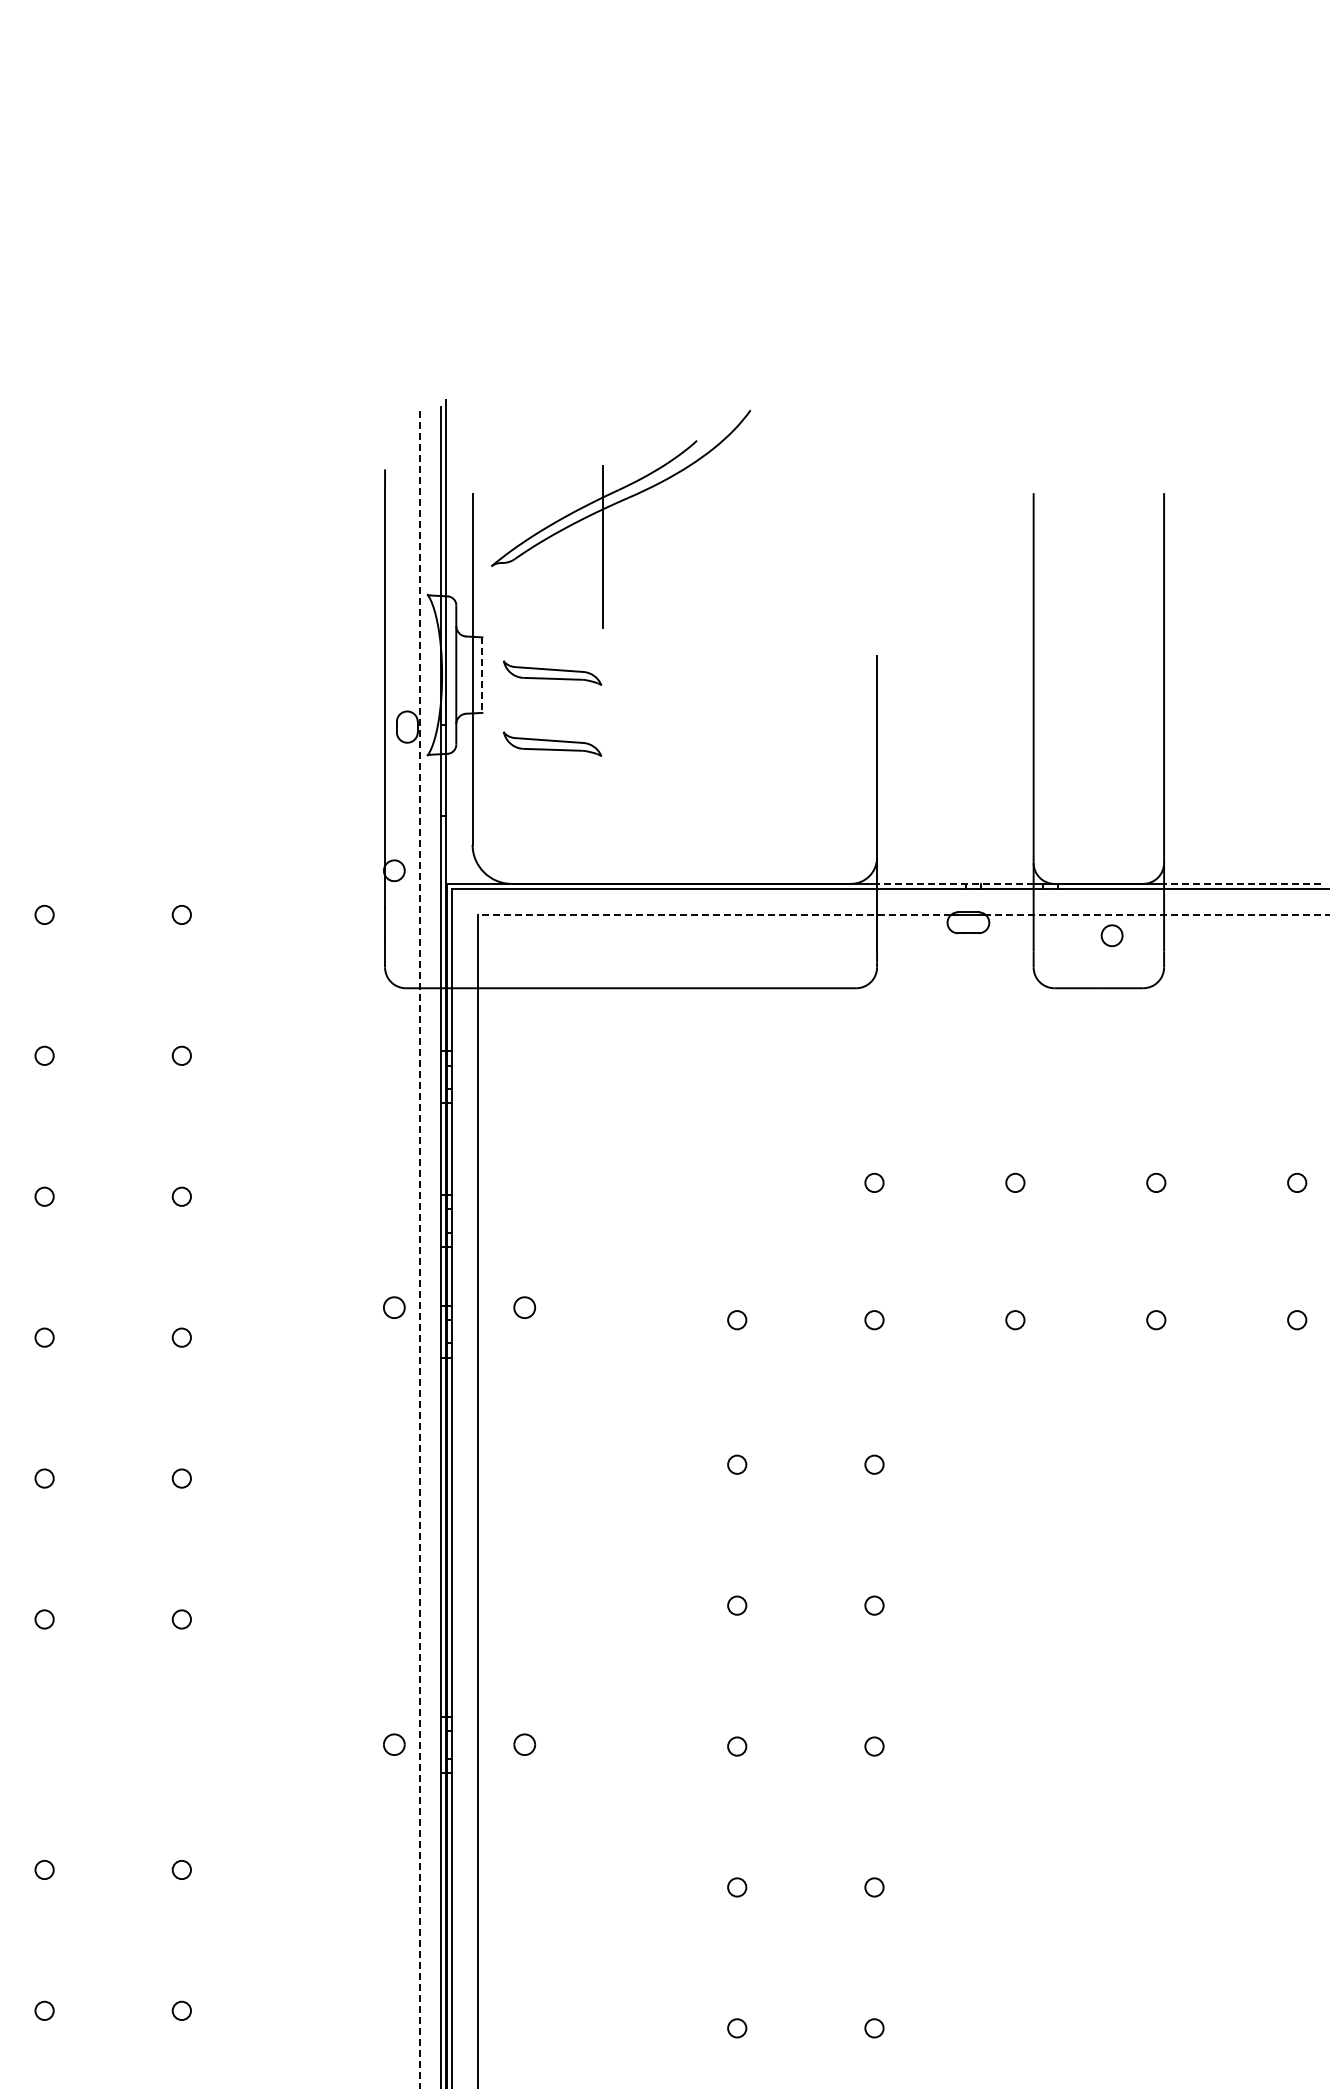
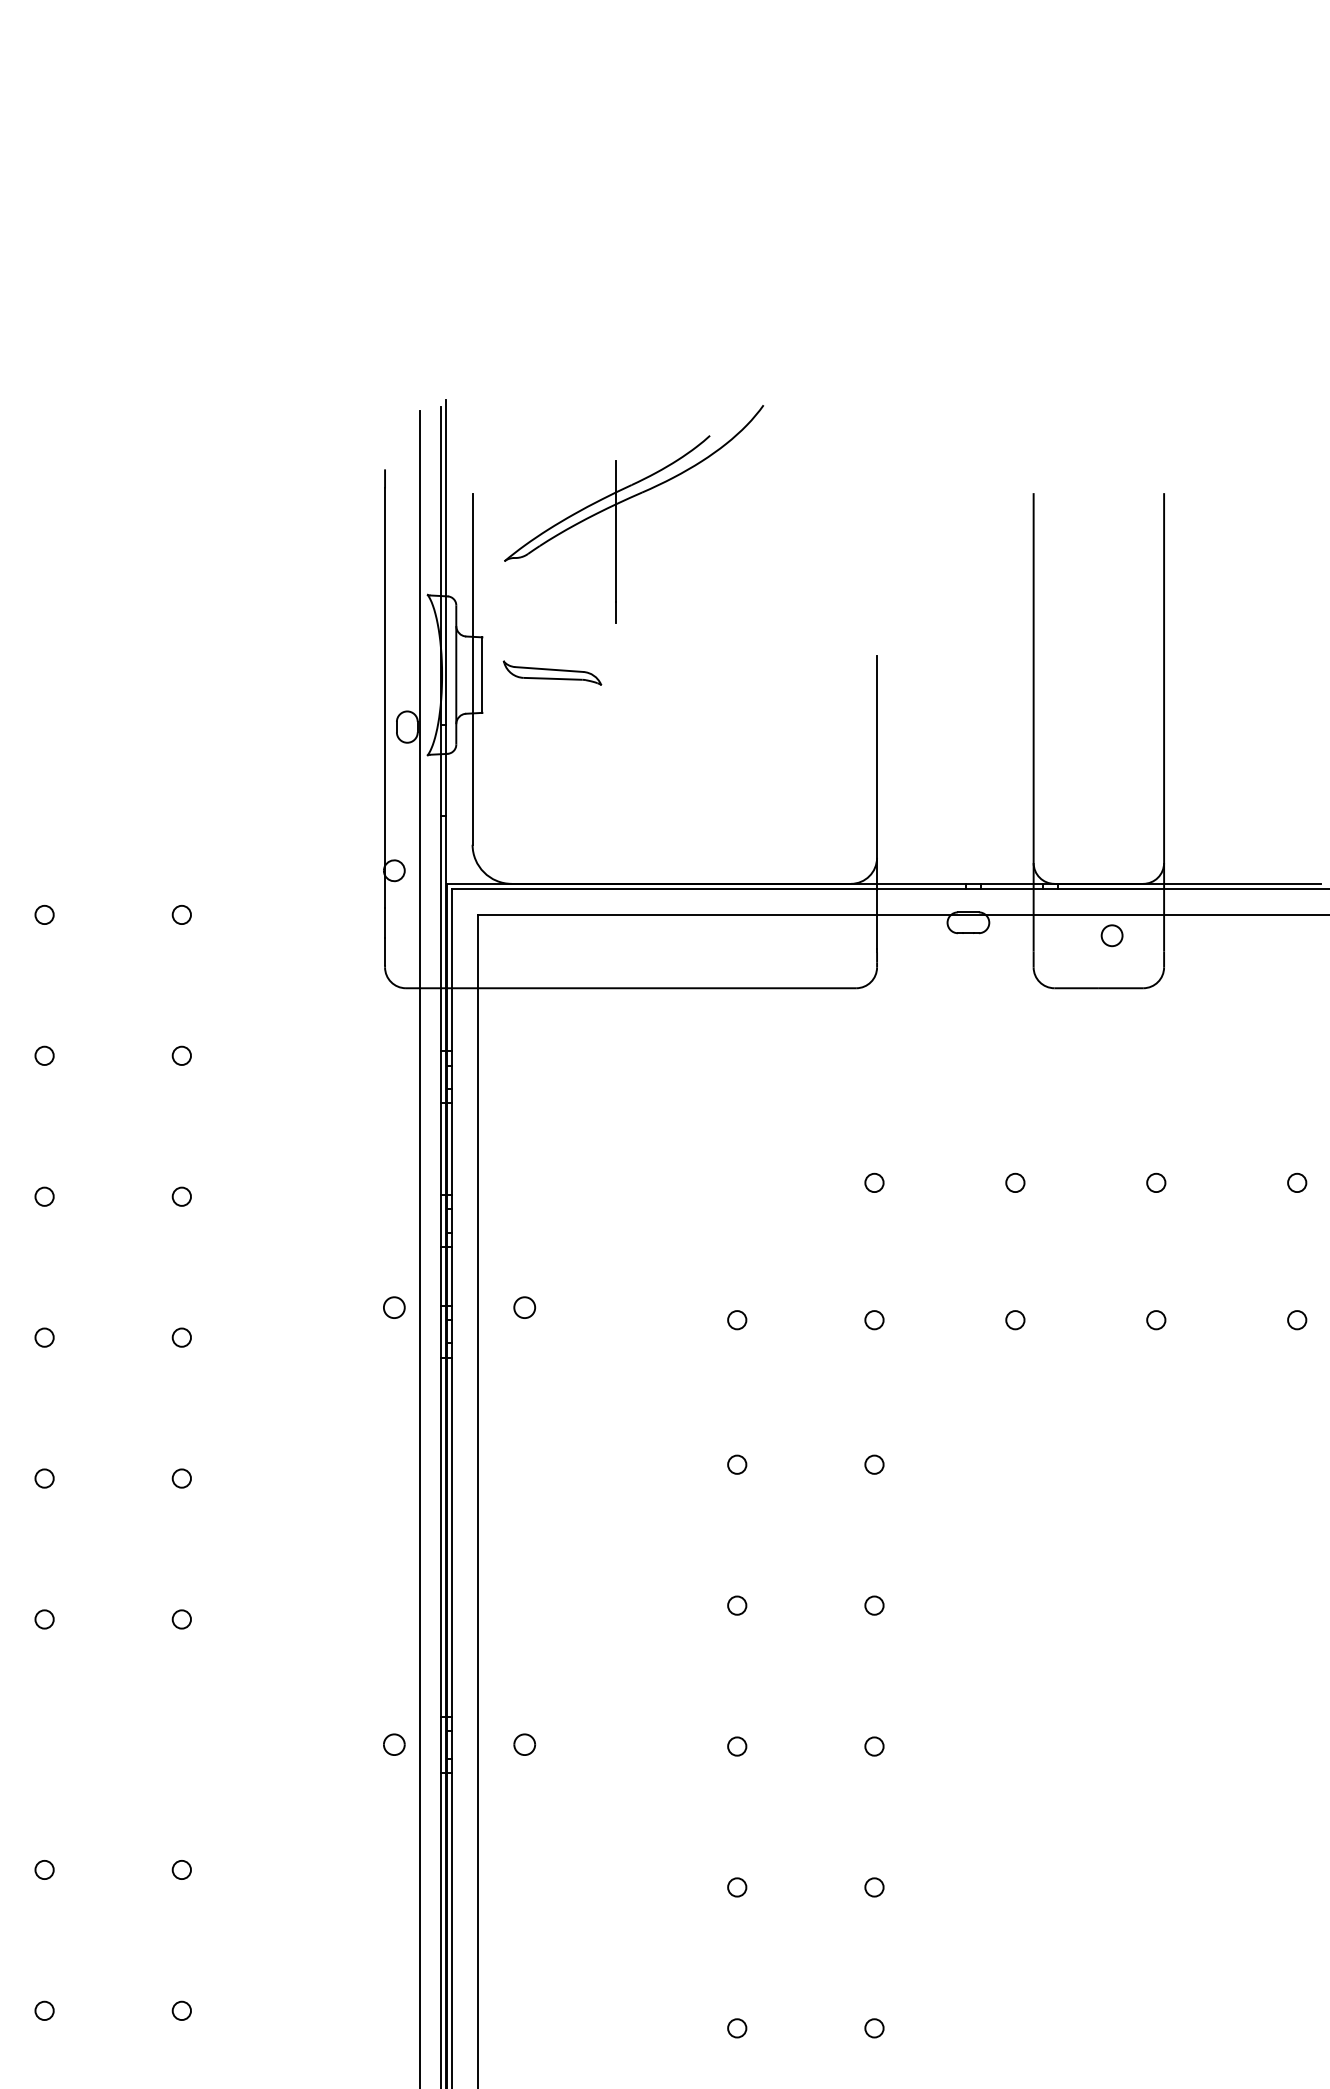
part position: (614, 505) -> (627, 500) (627, 500)
line: dashed -> solid (482, 675)
part: present -> none (552, 743)
line: dashed -> solid (954, 883)
line: dashed -> solid (1241, 883)
line: dashed -> solid (714, 914)
line: dashed -> solid (1157, 914)
line: dashed -> solid (420, 1250)
